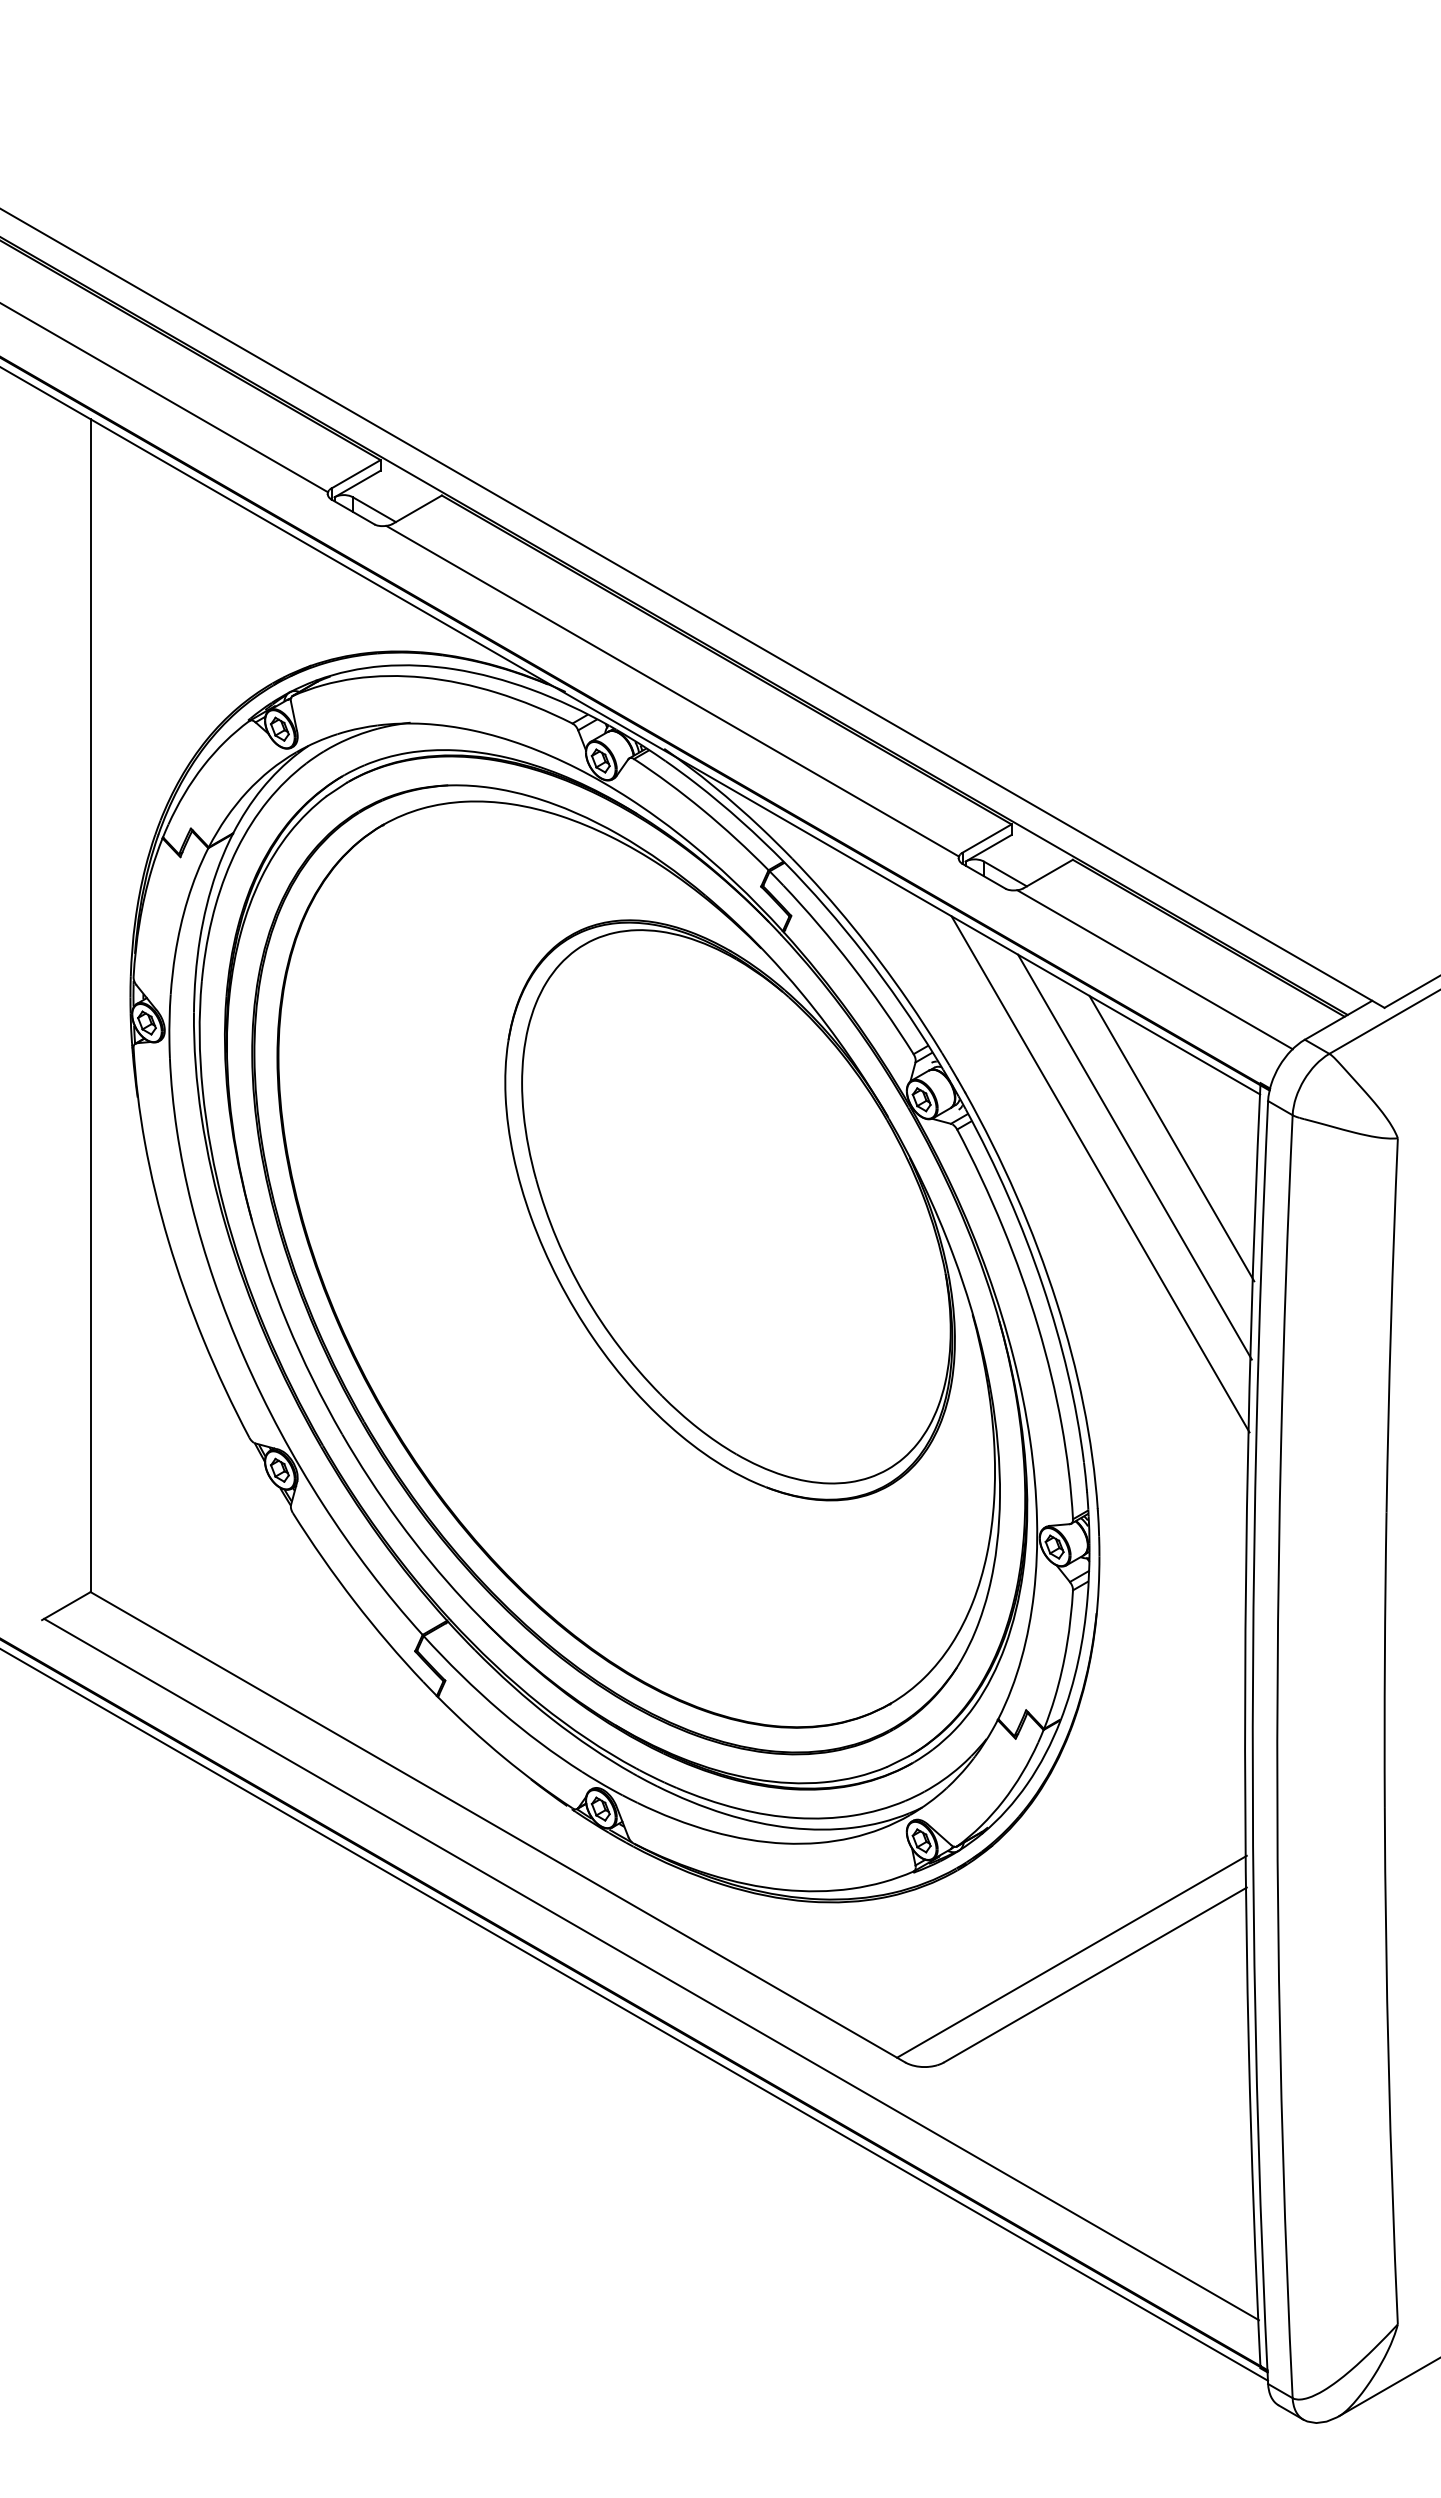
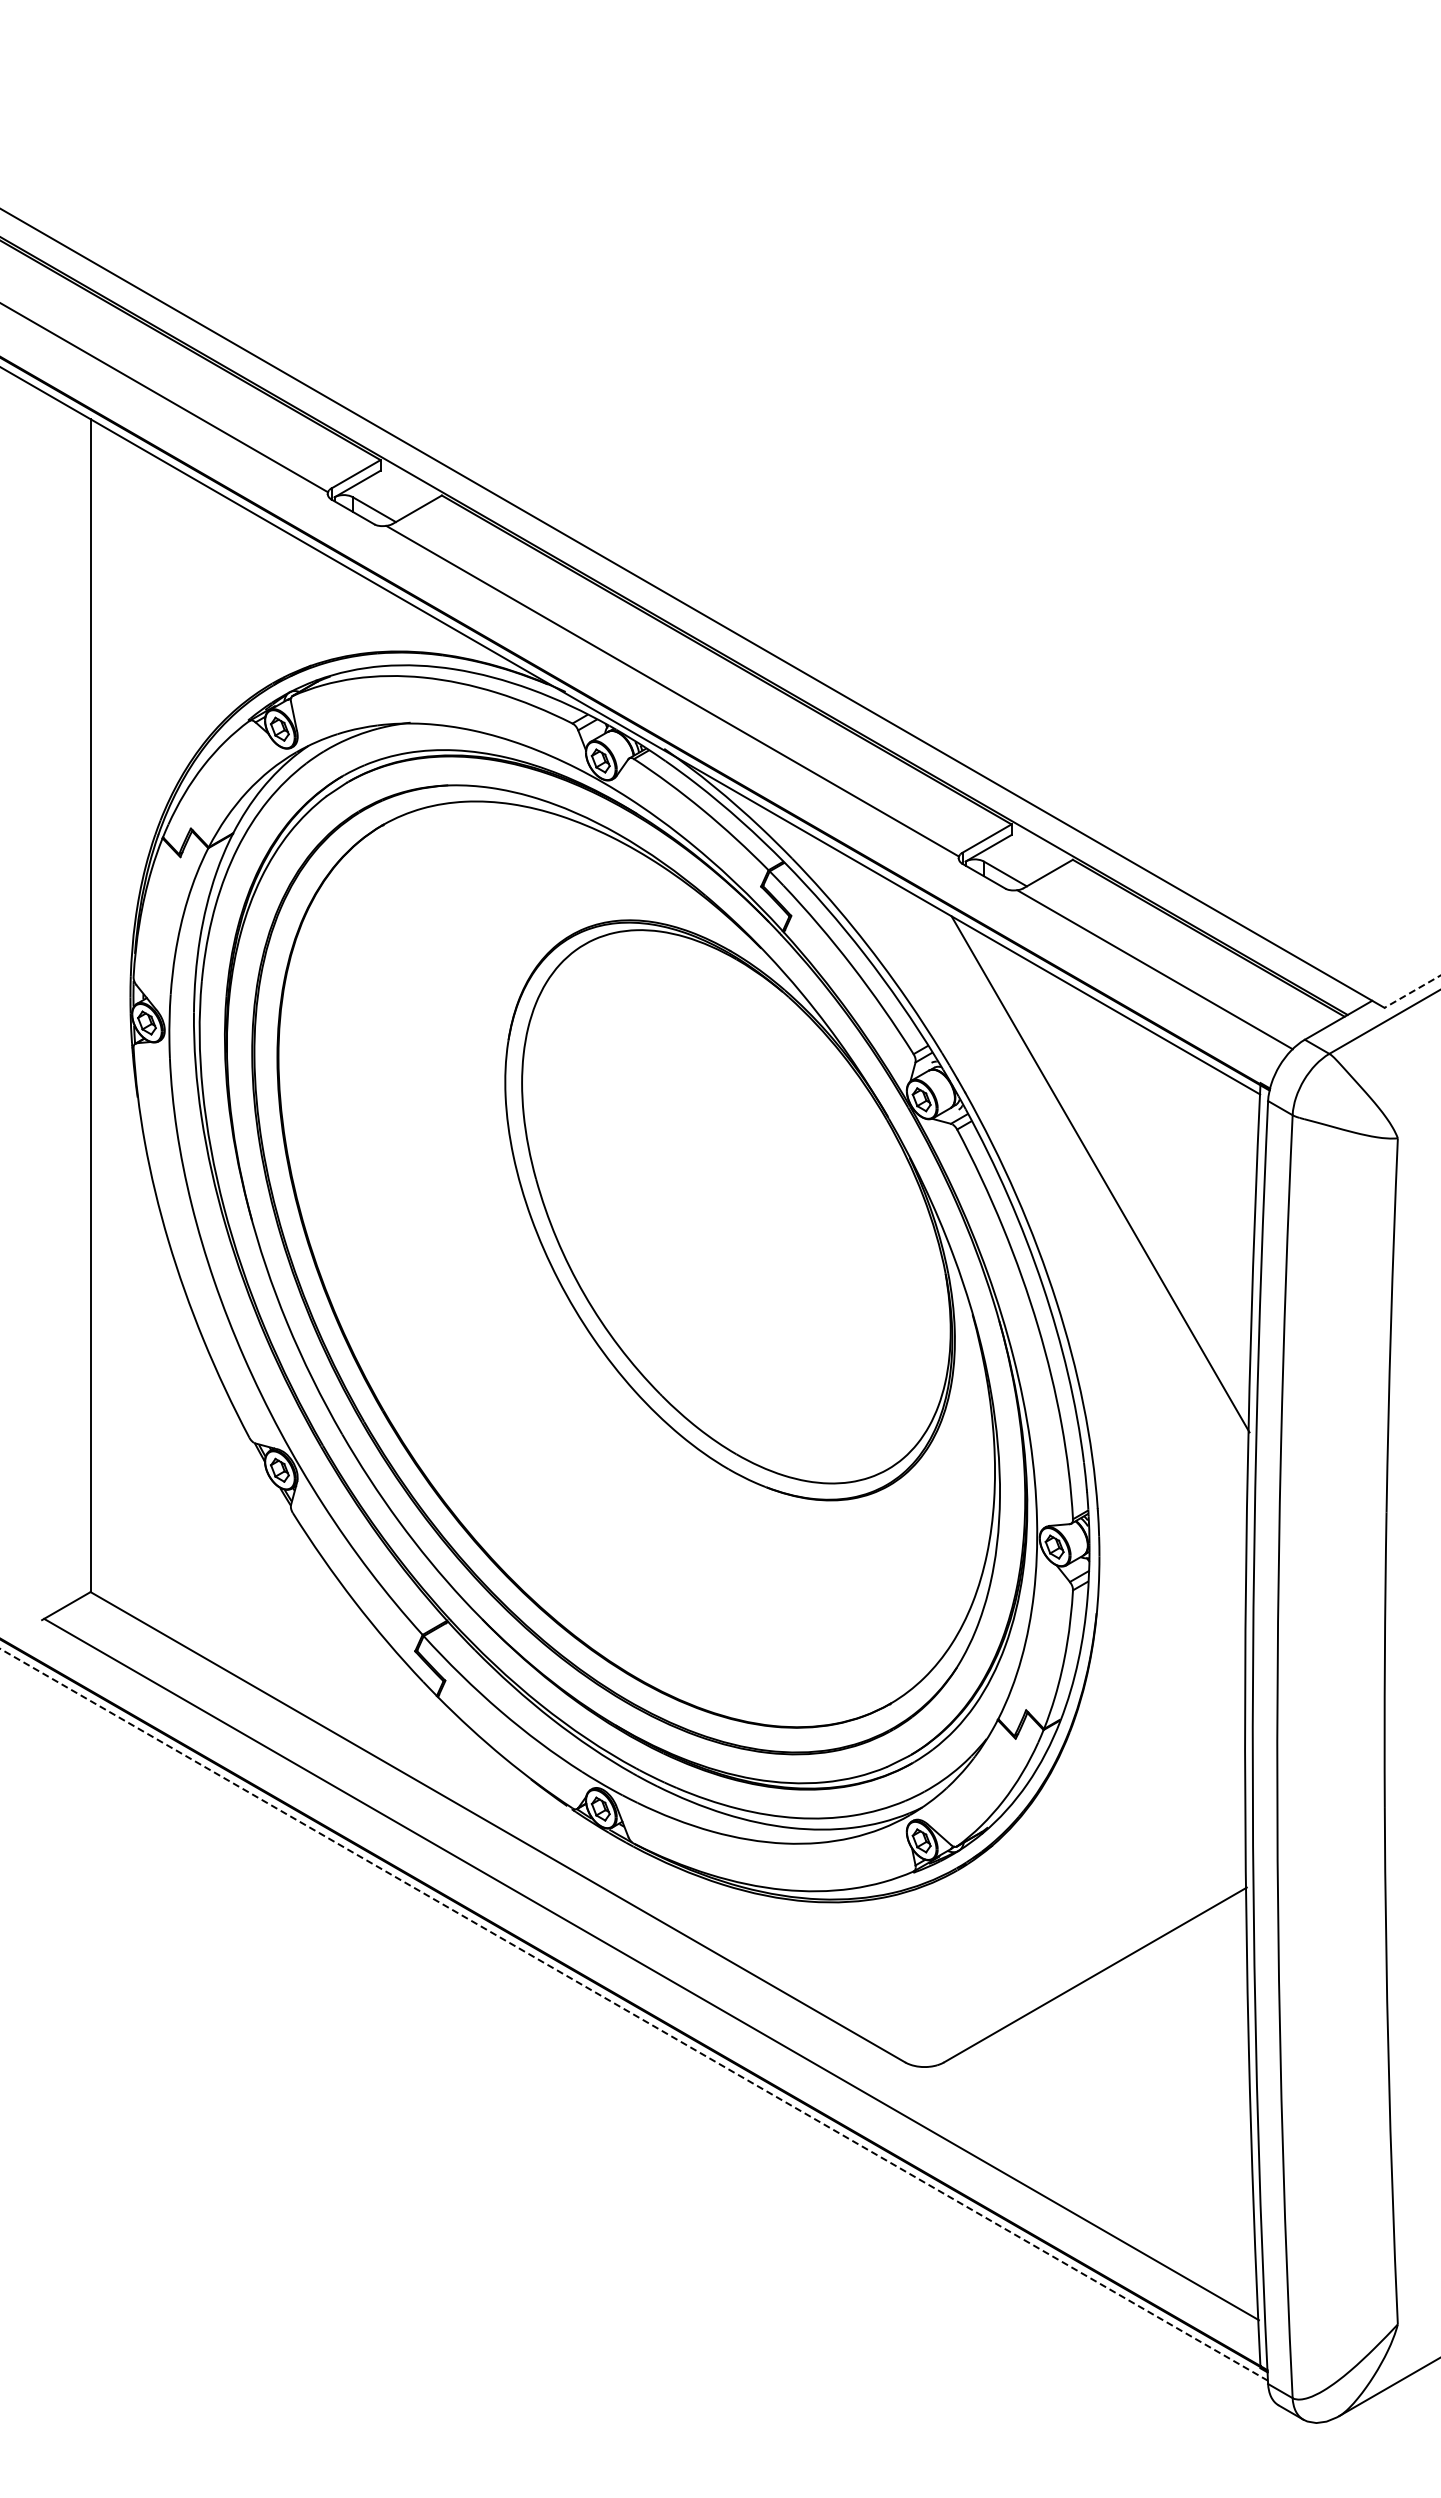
line: solid -> dashed (1412, 991)
line: present -> none (1171, 1138)
line: present -> none (1134, 1156)
line: present -> none (1071, 1956)
line: solid -> dashed (634, 2014)
